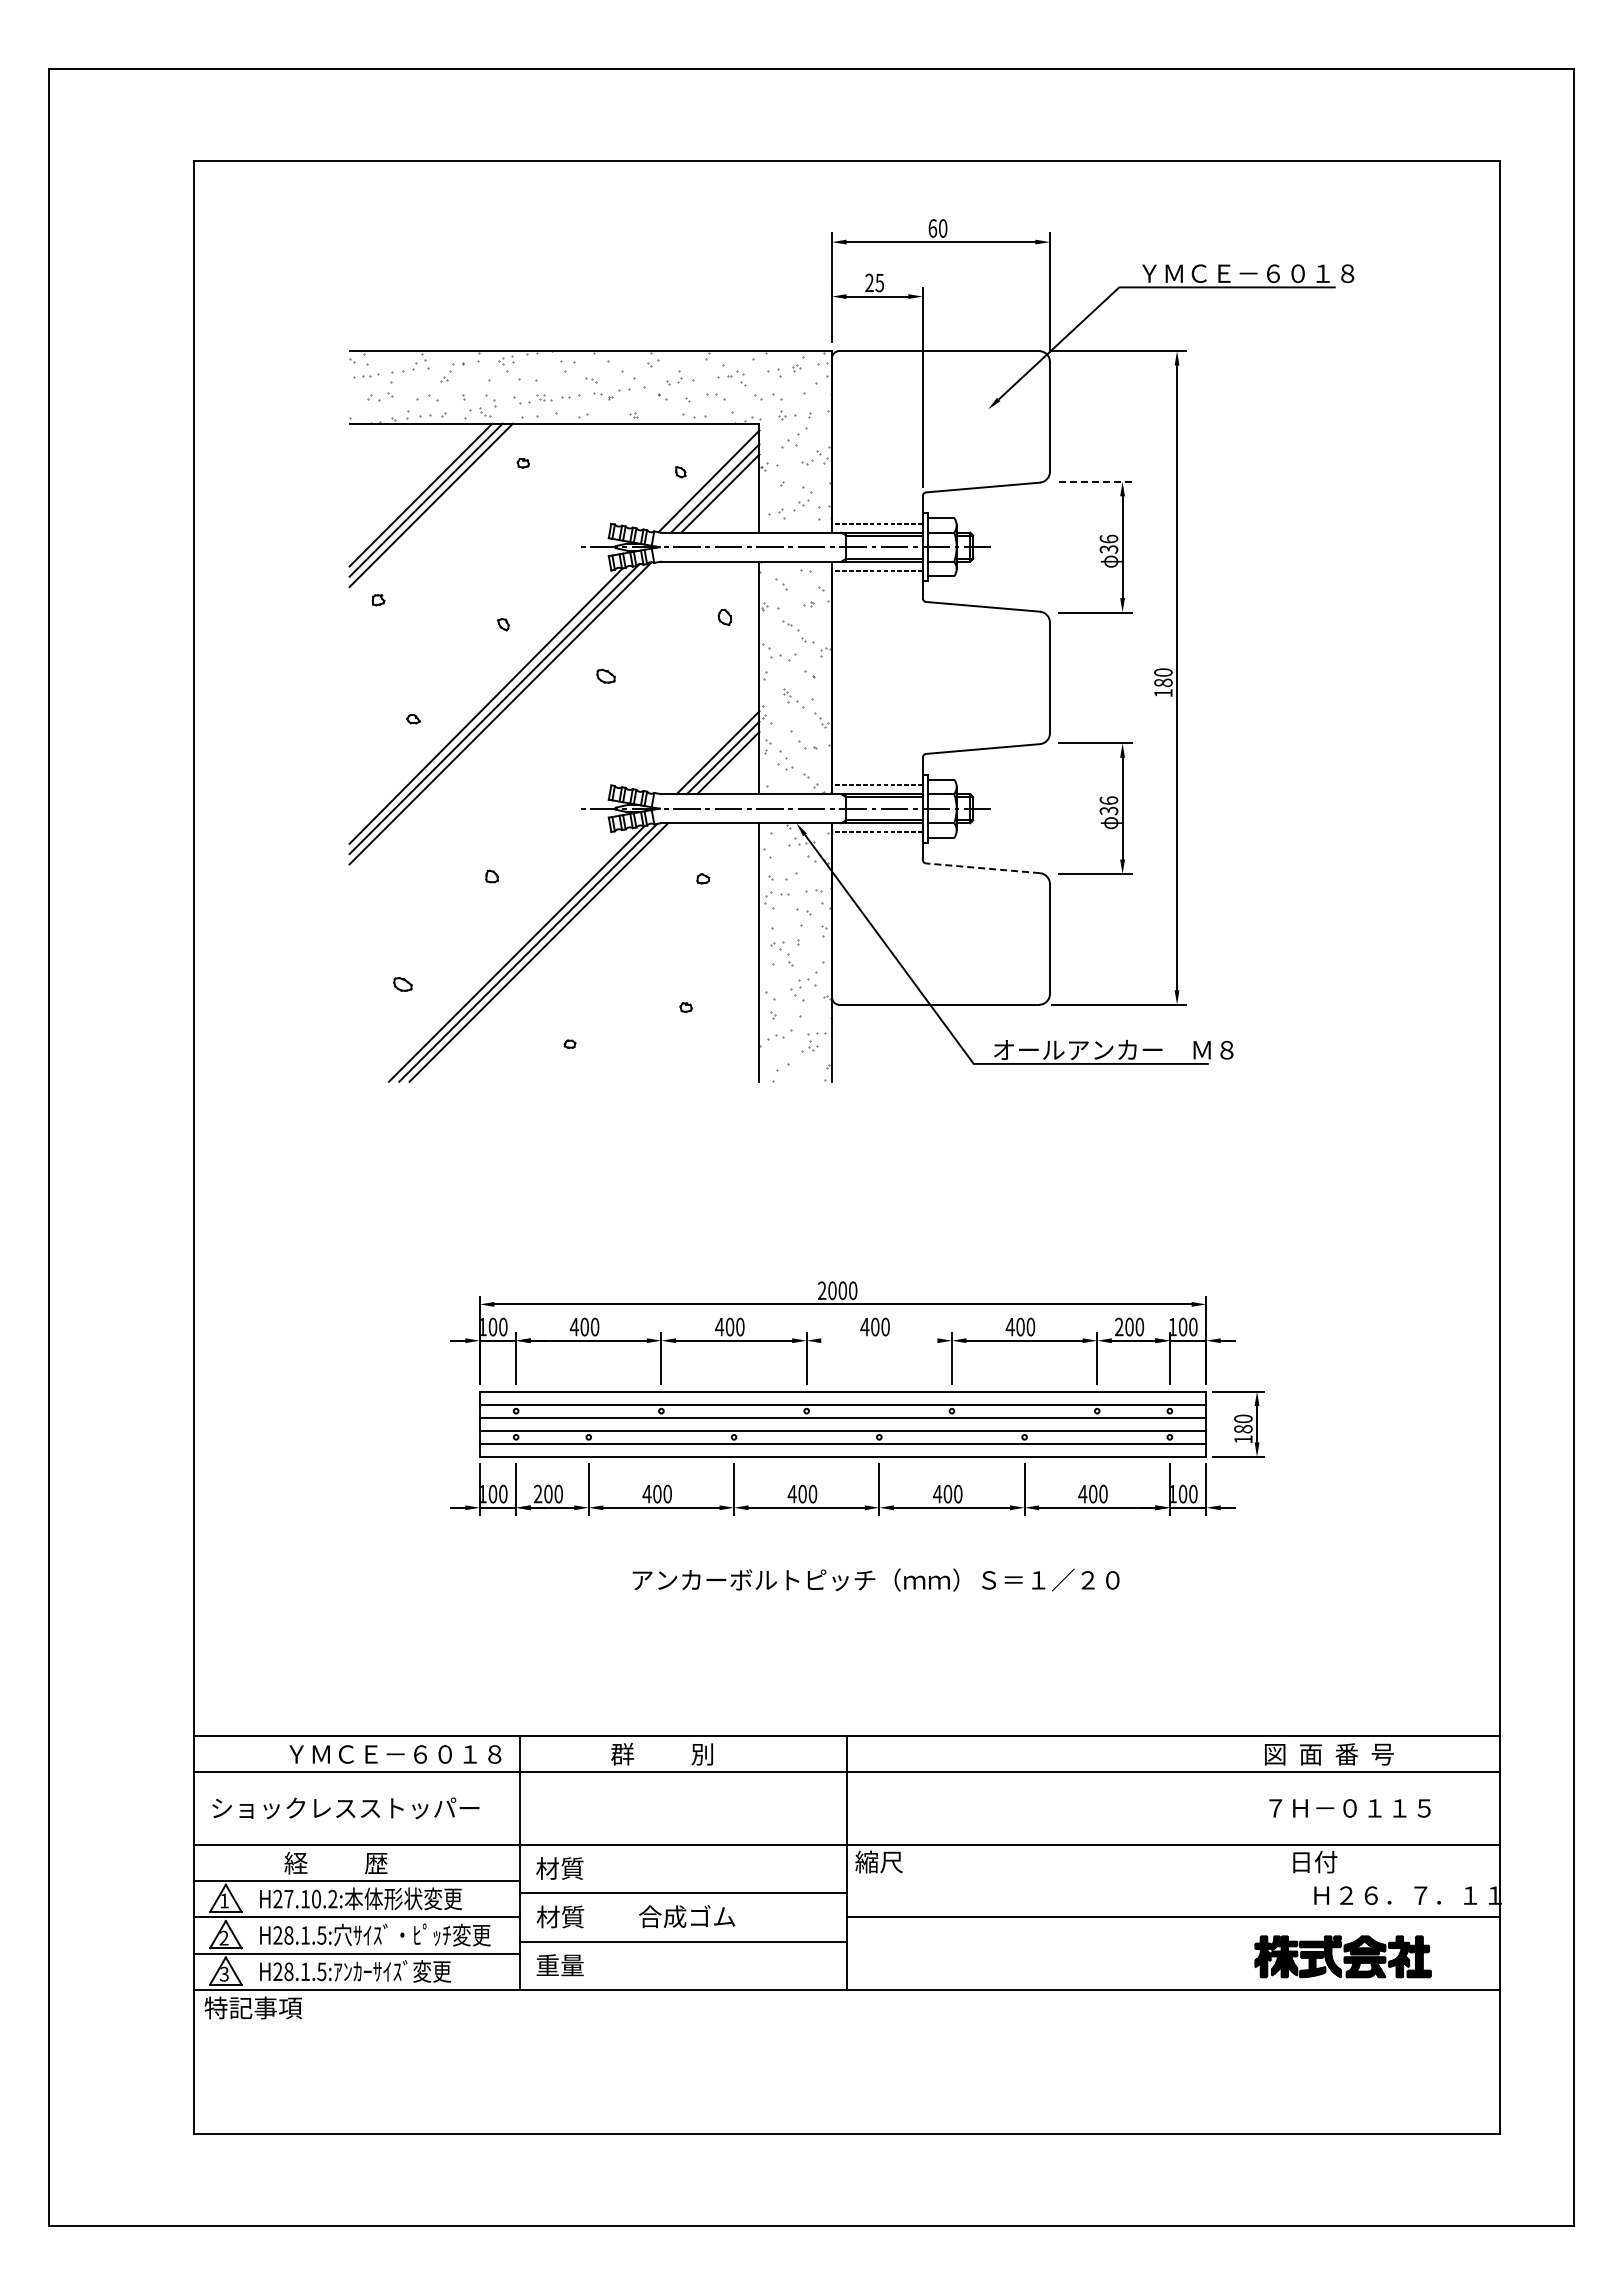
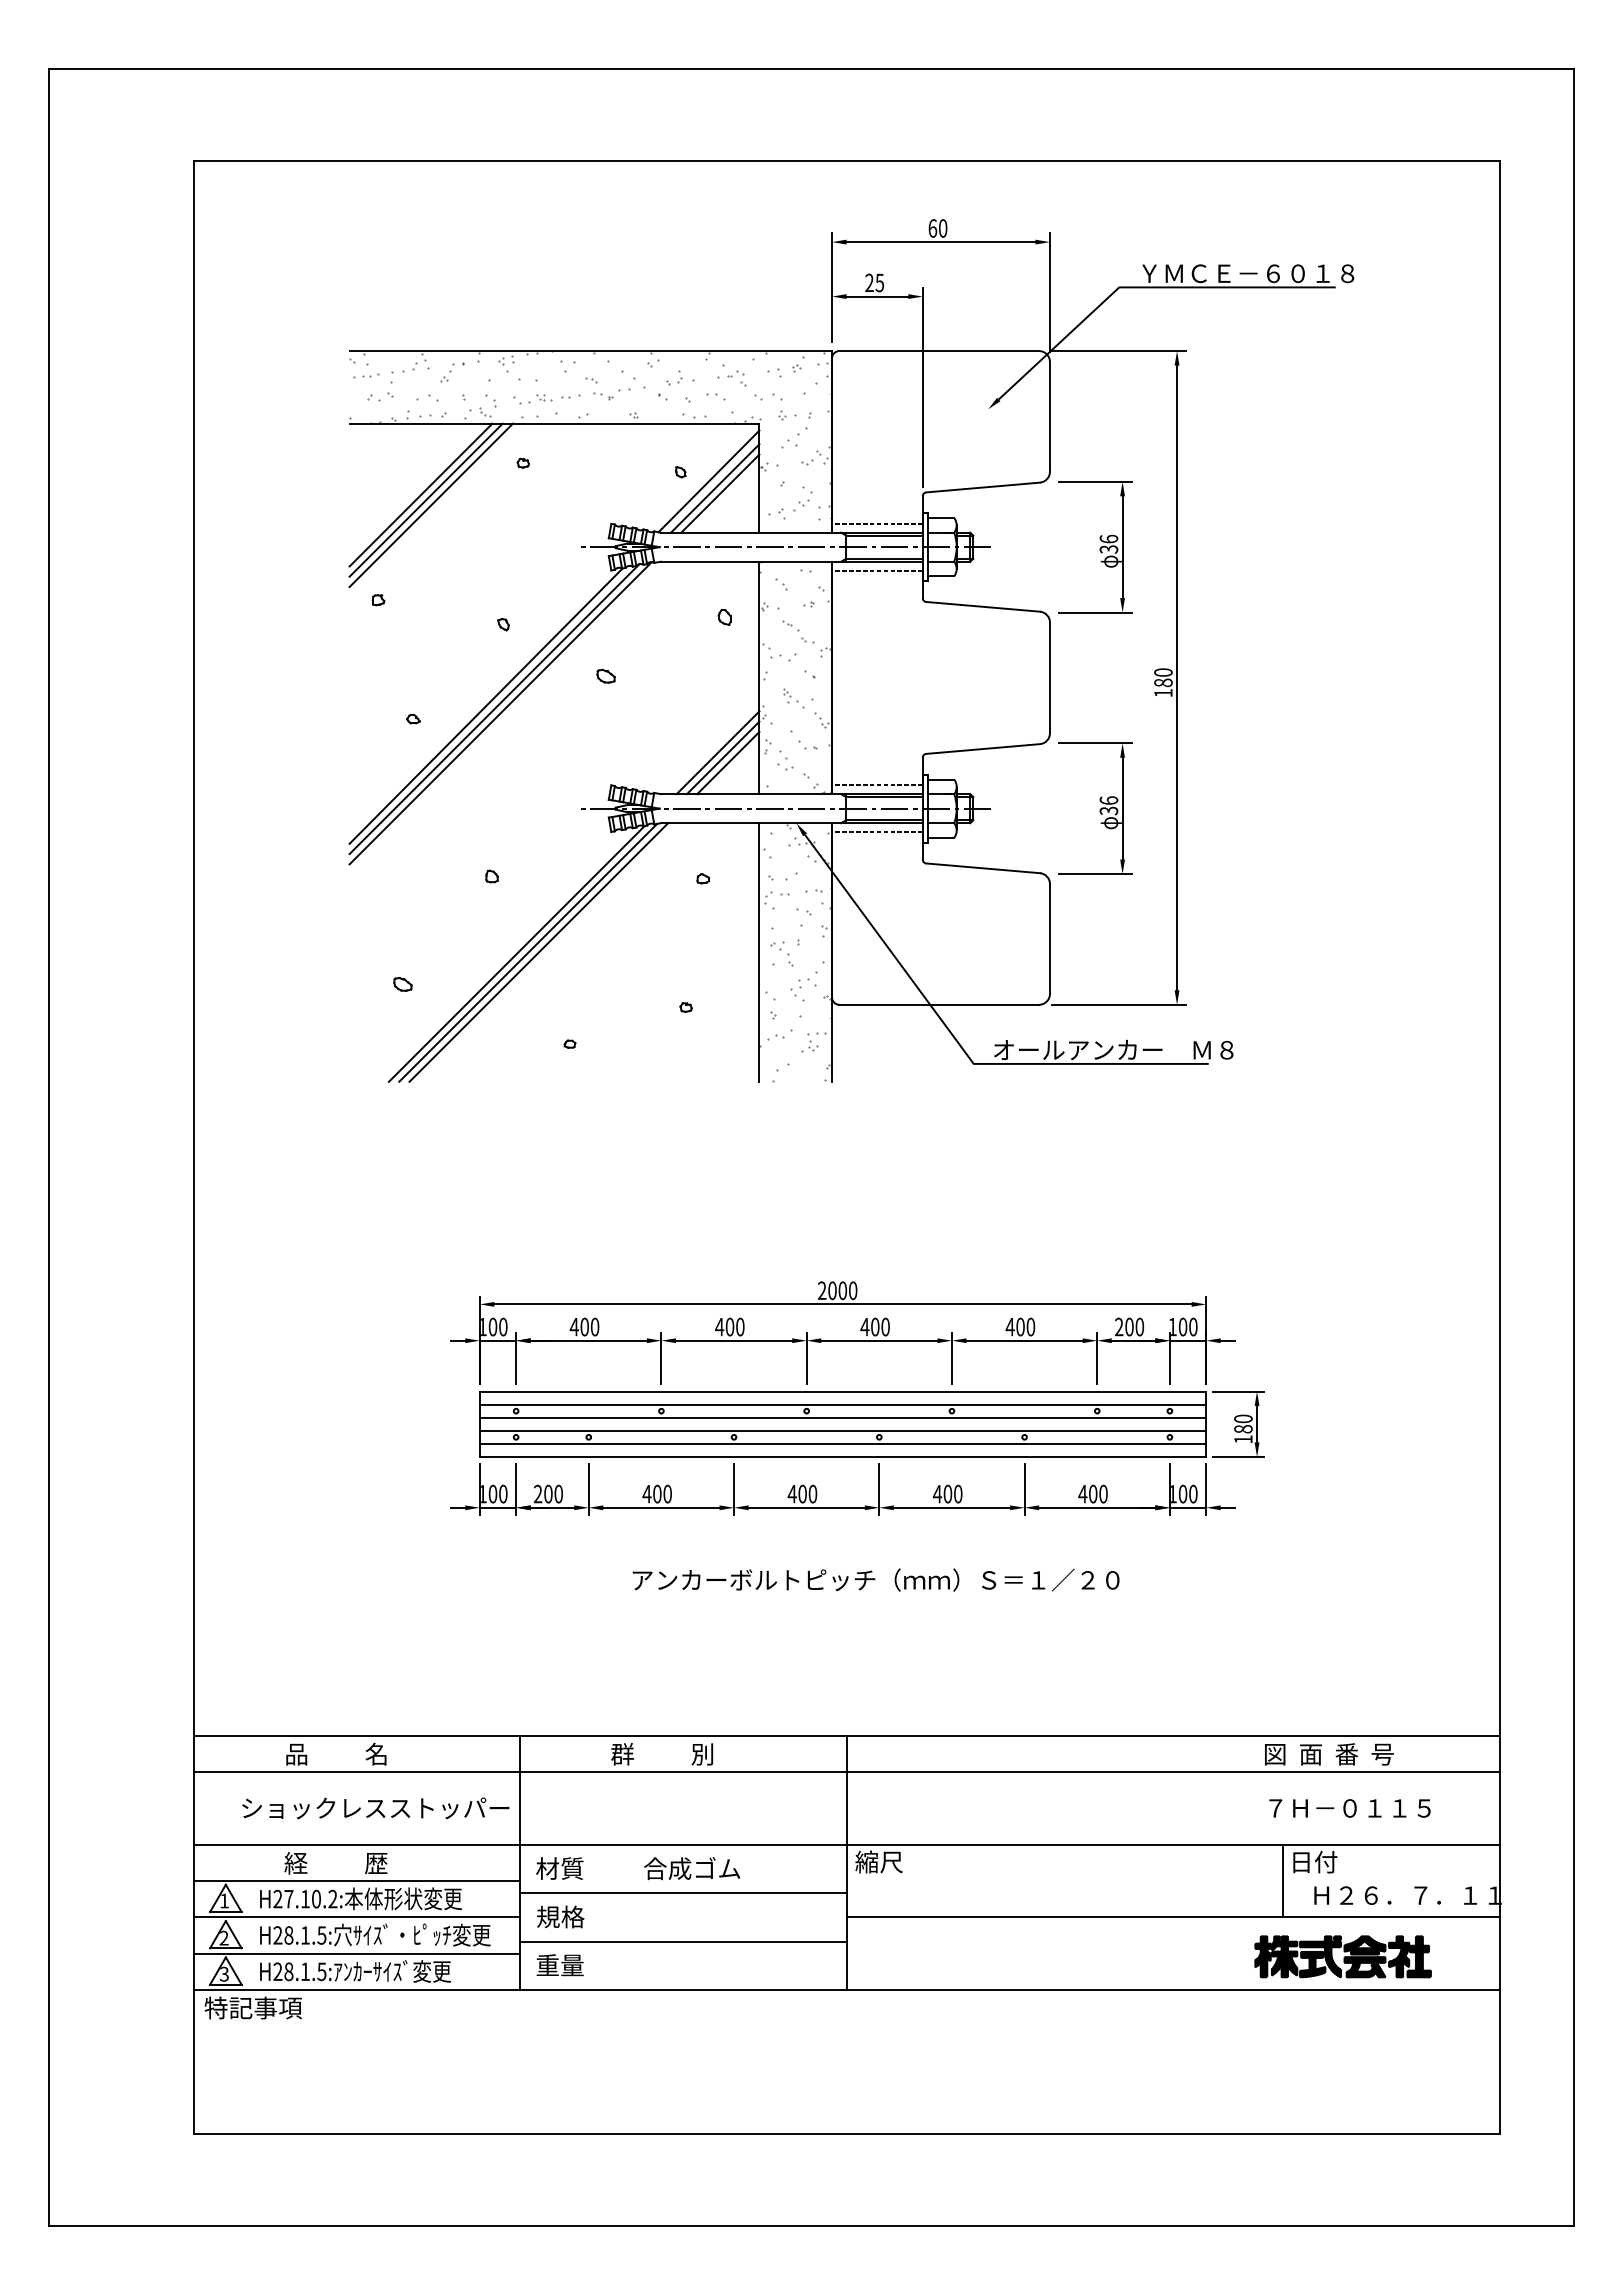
line: dashed -> solid (1095, 481)
line: dashed -> solid (982, 868)
line: none -> present (879, 1340)
text: ＹＭＣＥ－６０１８ -> 品          名 (393, 1753)
text position: (345, 1808) -> (375, 1808) (375, 1808)
line: none -> present (1282, 1880)
text: 材質 -> 規格 (560, 1916)
text position: (687, 1916) -> (692, 1868) (692, 1868)
